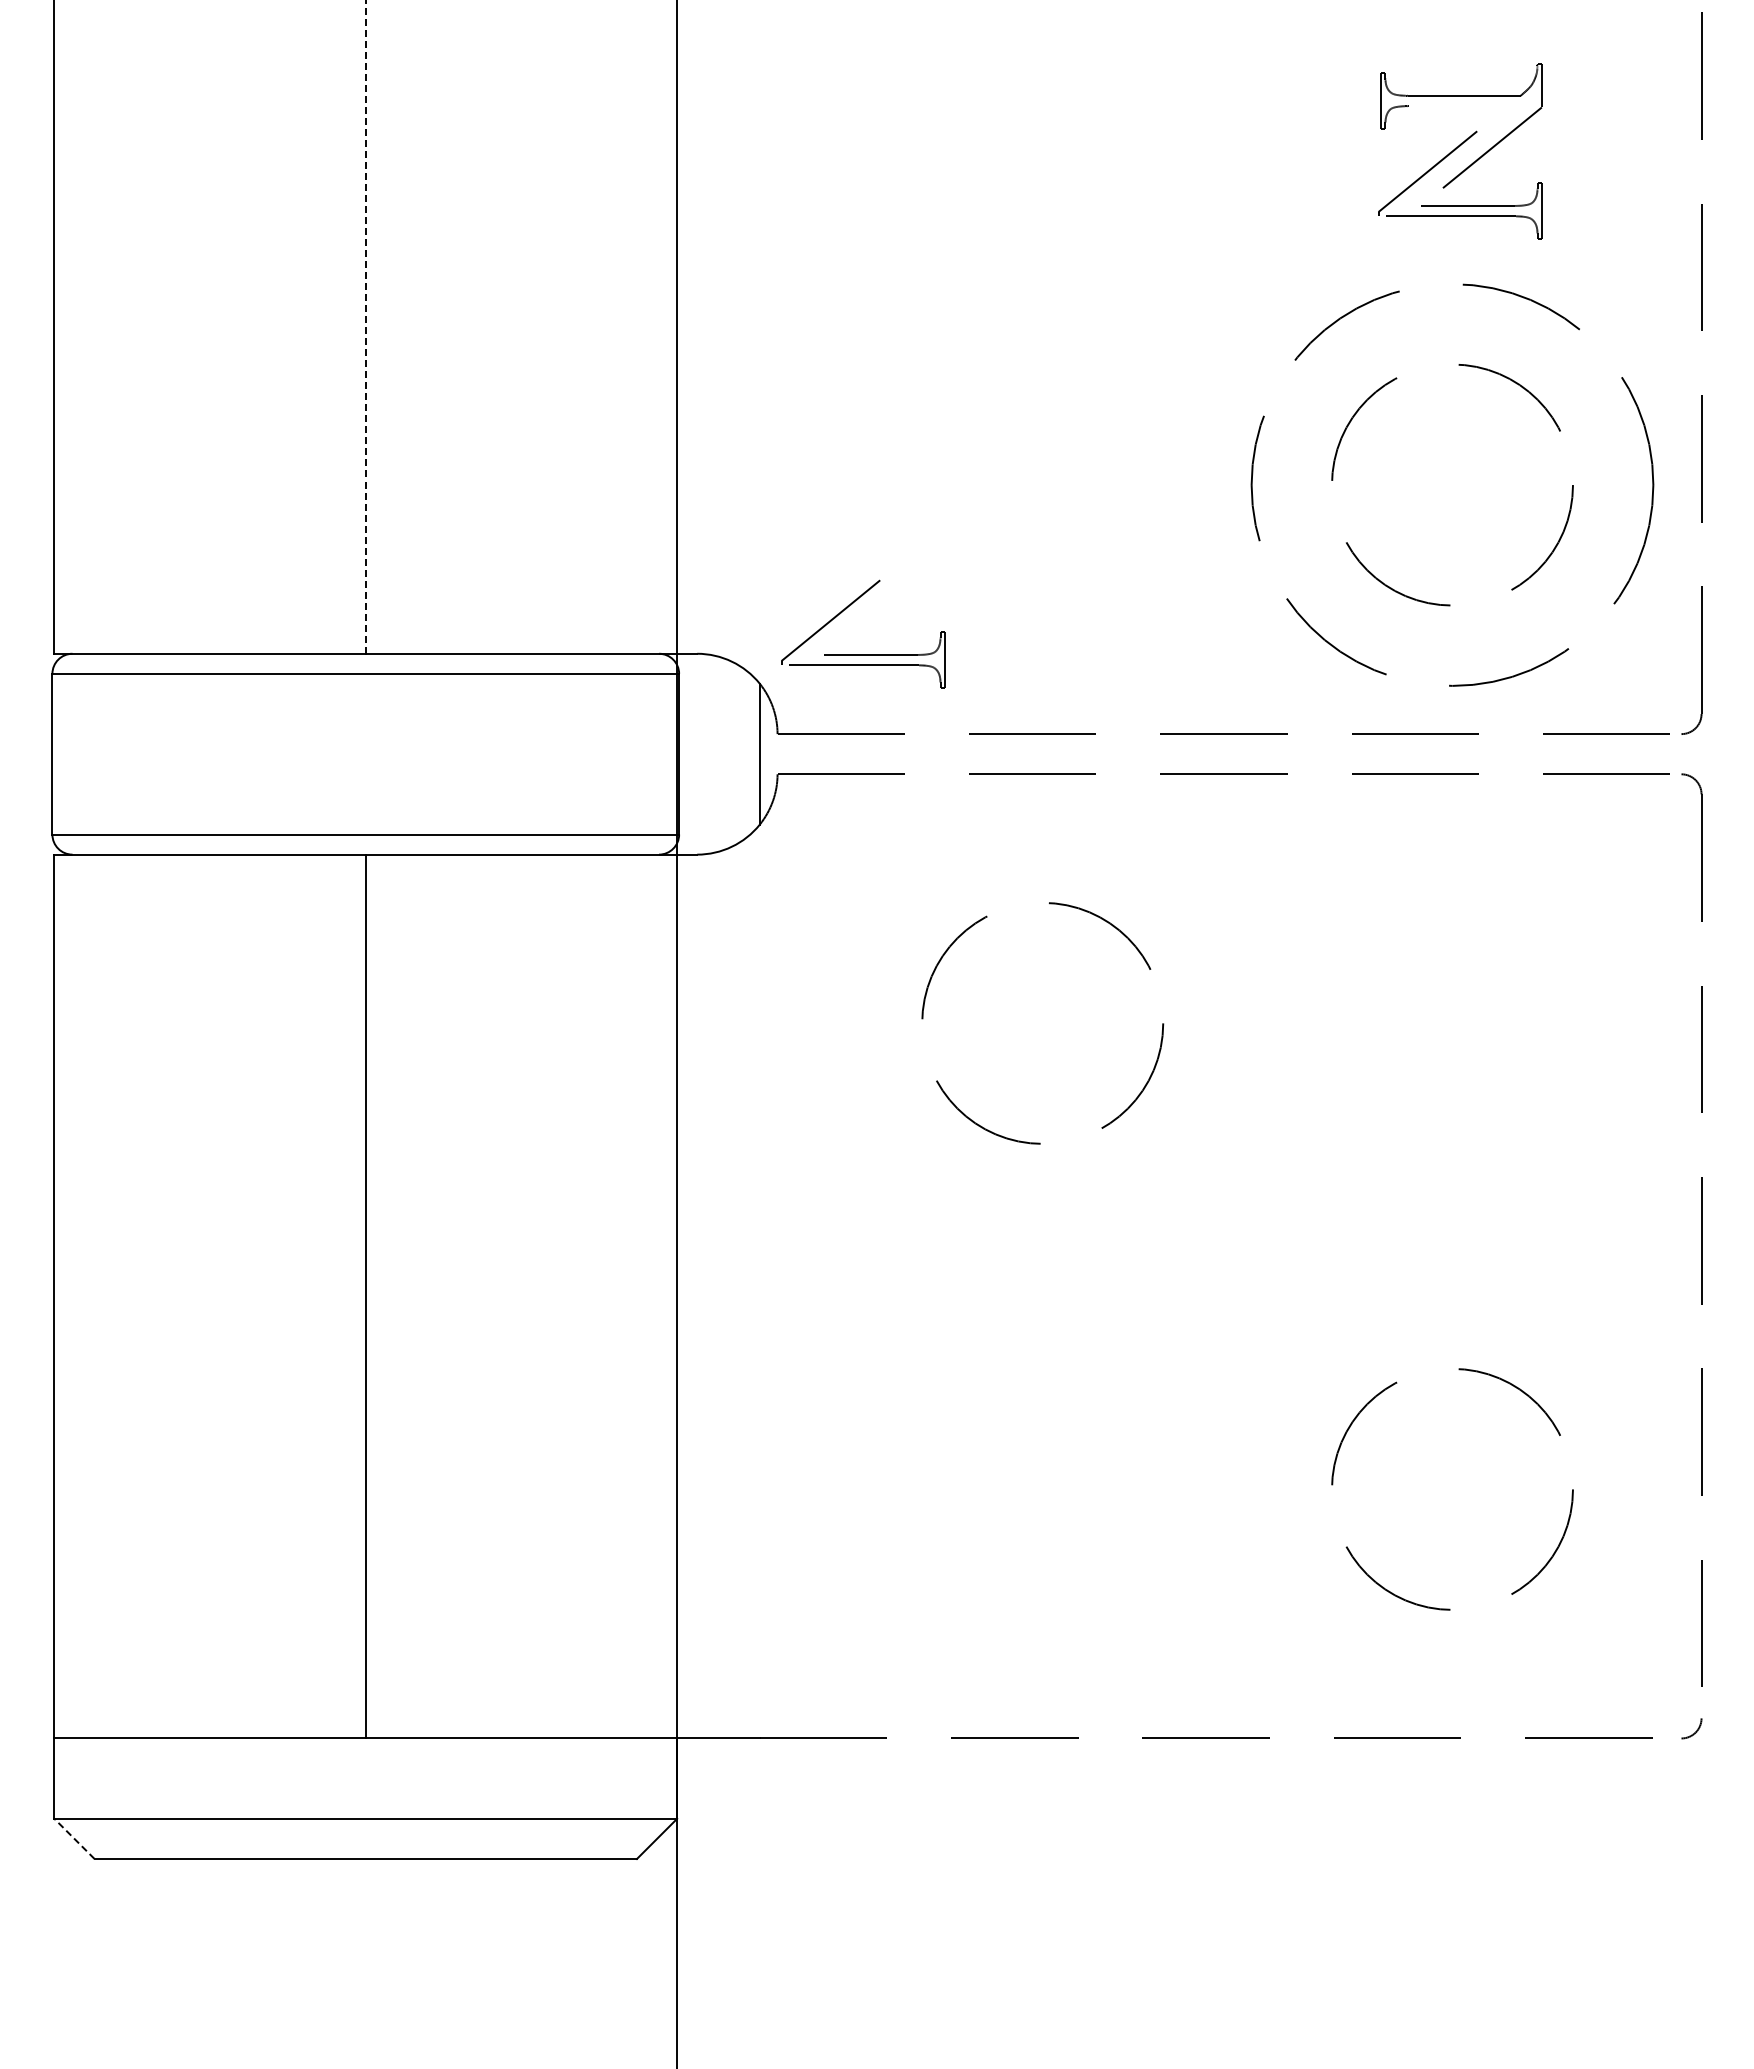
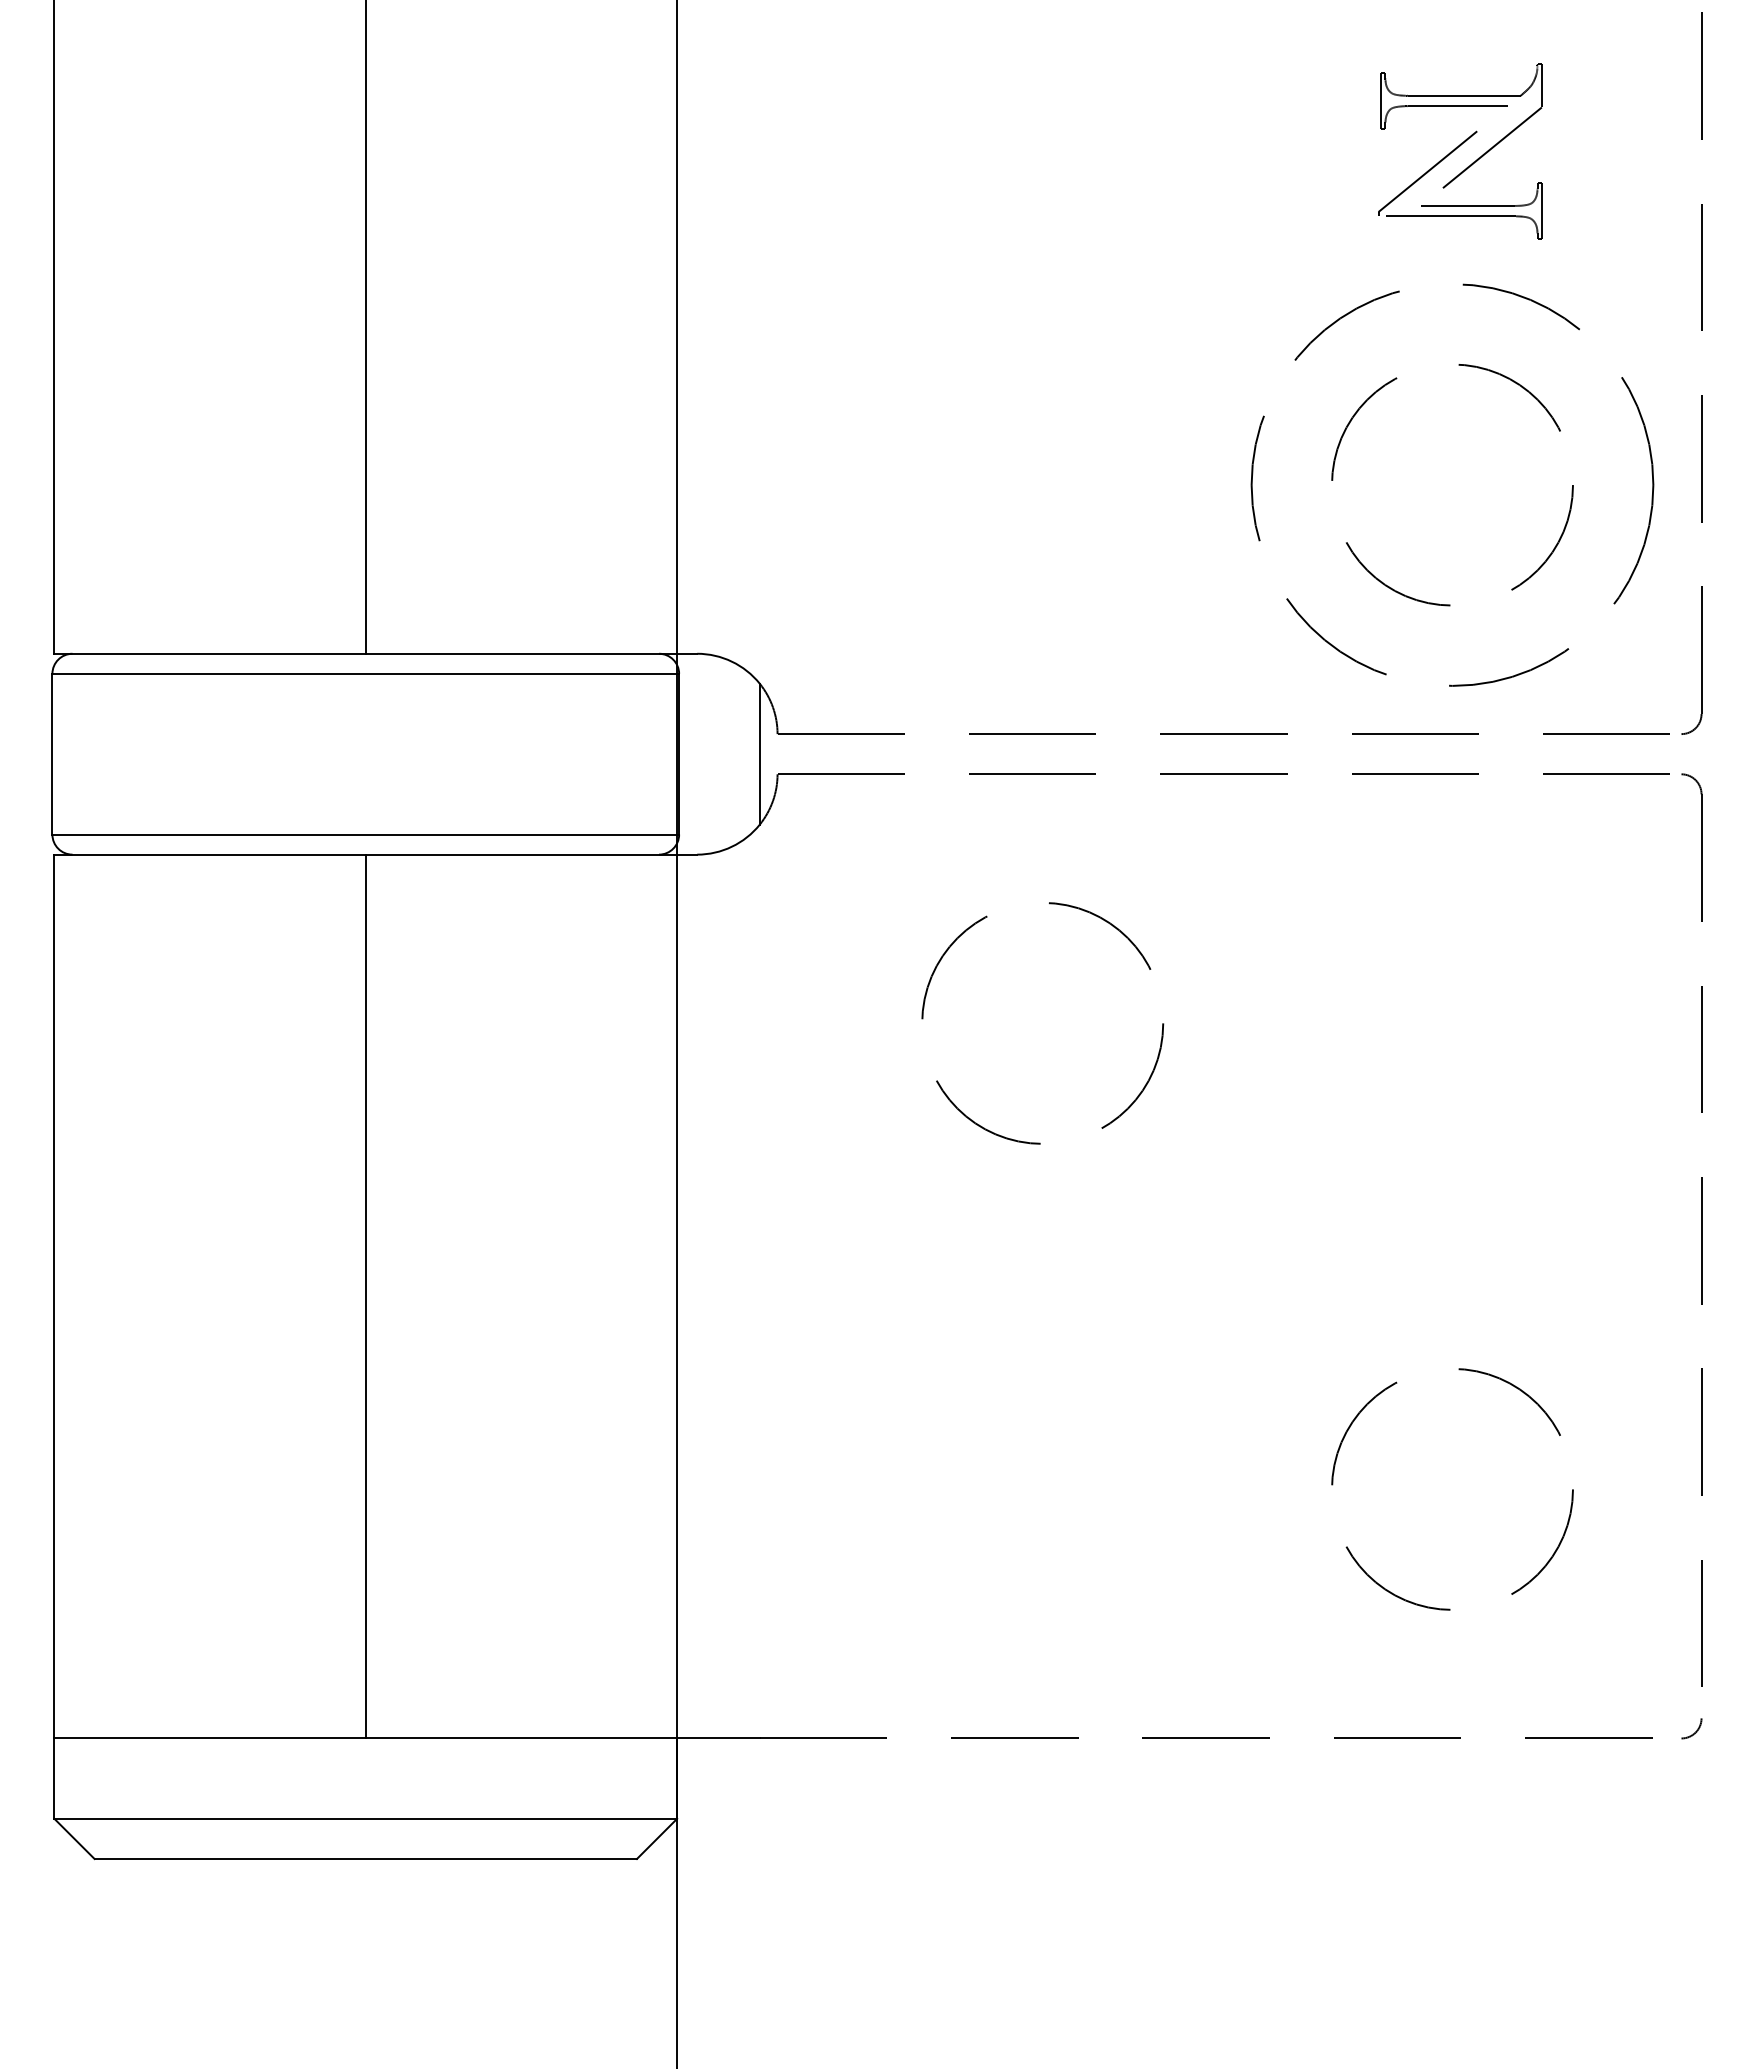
line: none -> present (1457, 106)
line: dashed -> solid (365, 326)
part: present -> none (863, 654)
line: dashed -> solid (74, 1838)
